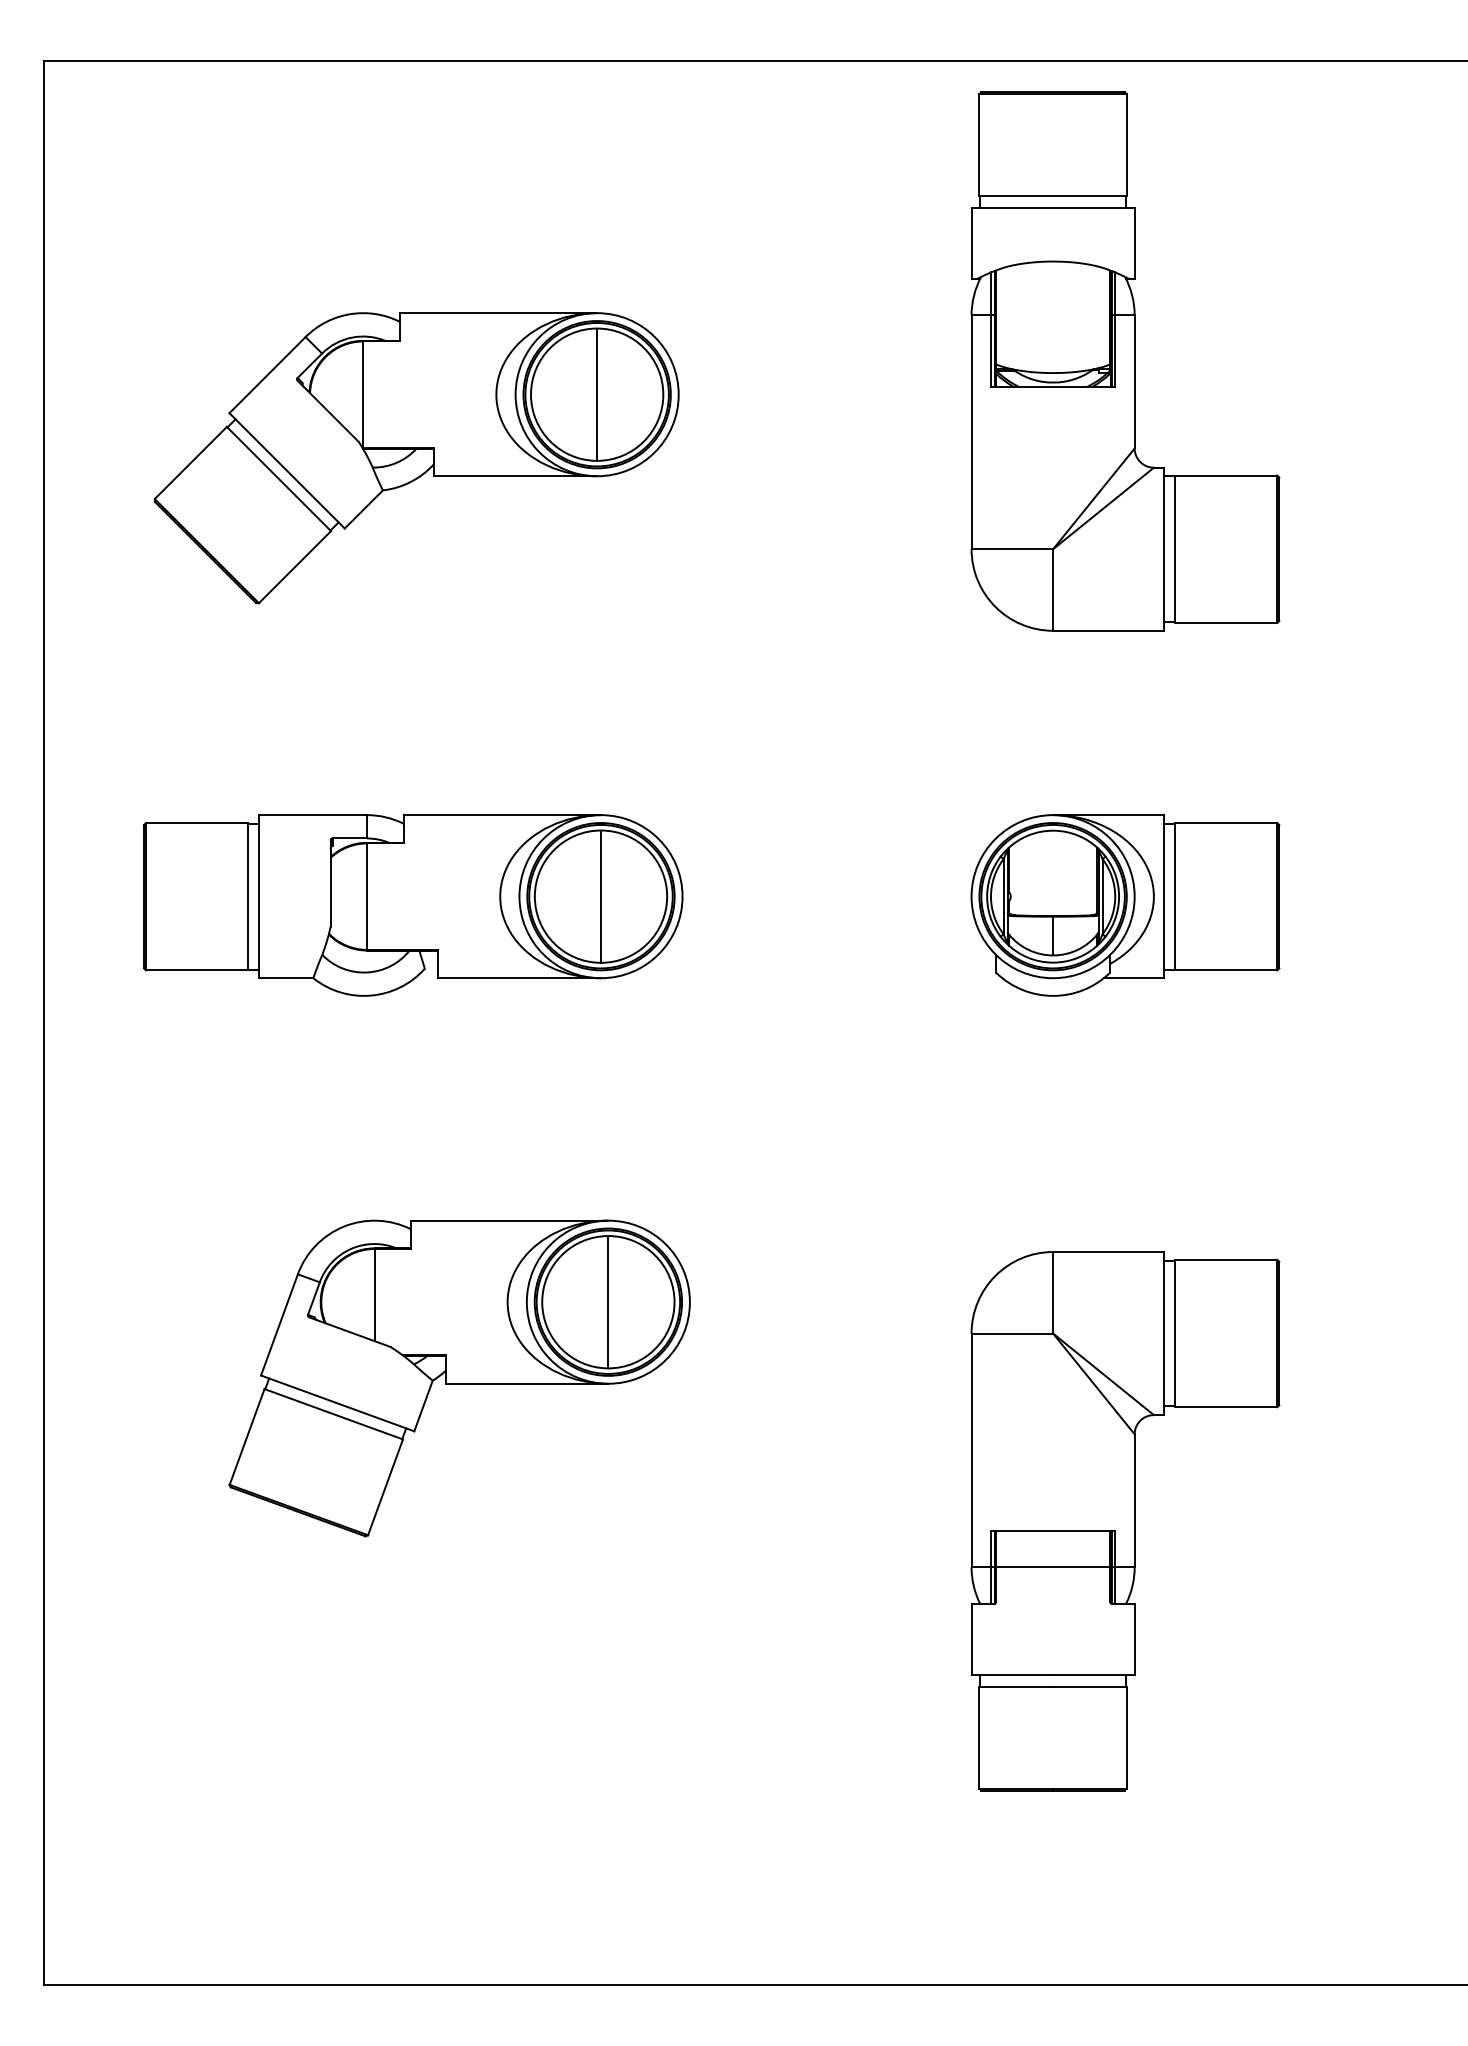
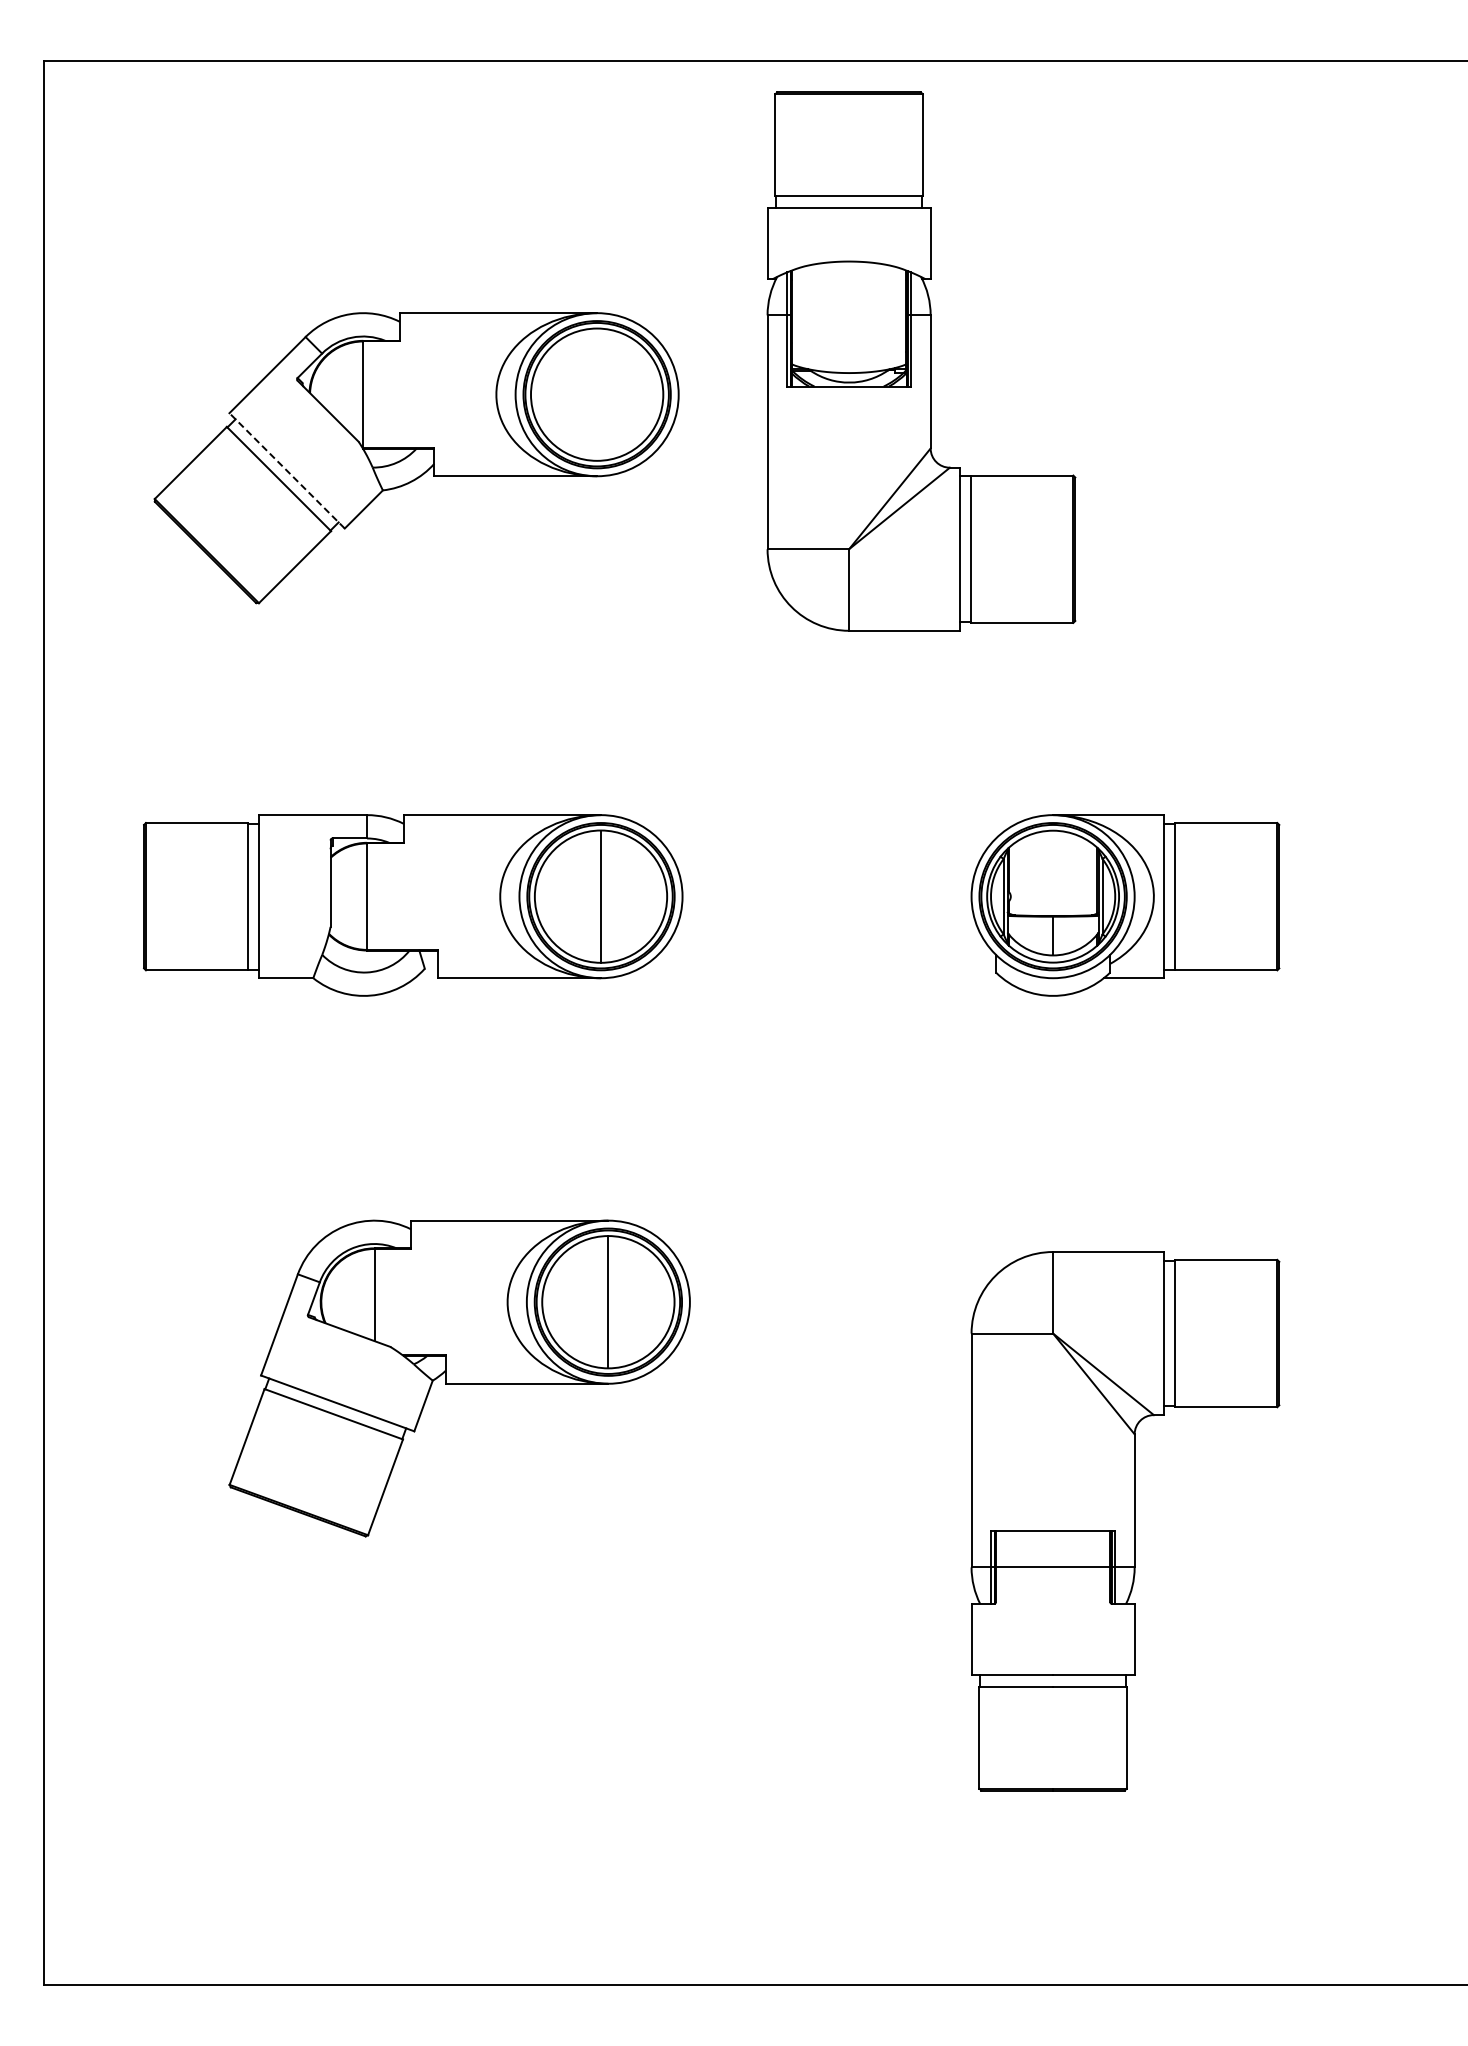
part position: (1125, 361) -> (921, 361) (921, 361)
line: present -> none (597, 394)
line: solid -> dashed (287, 470)
